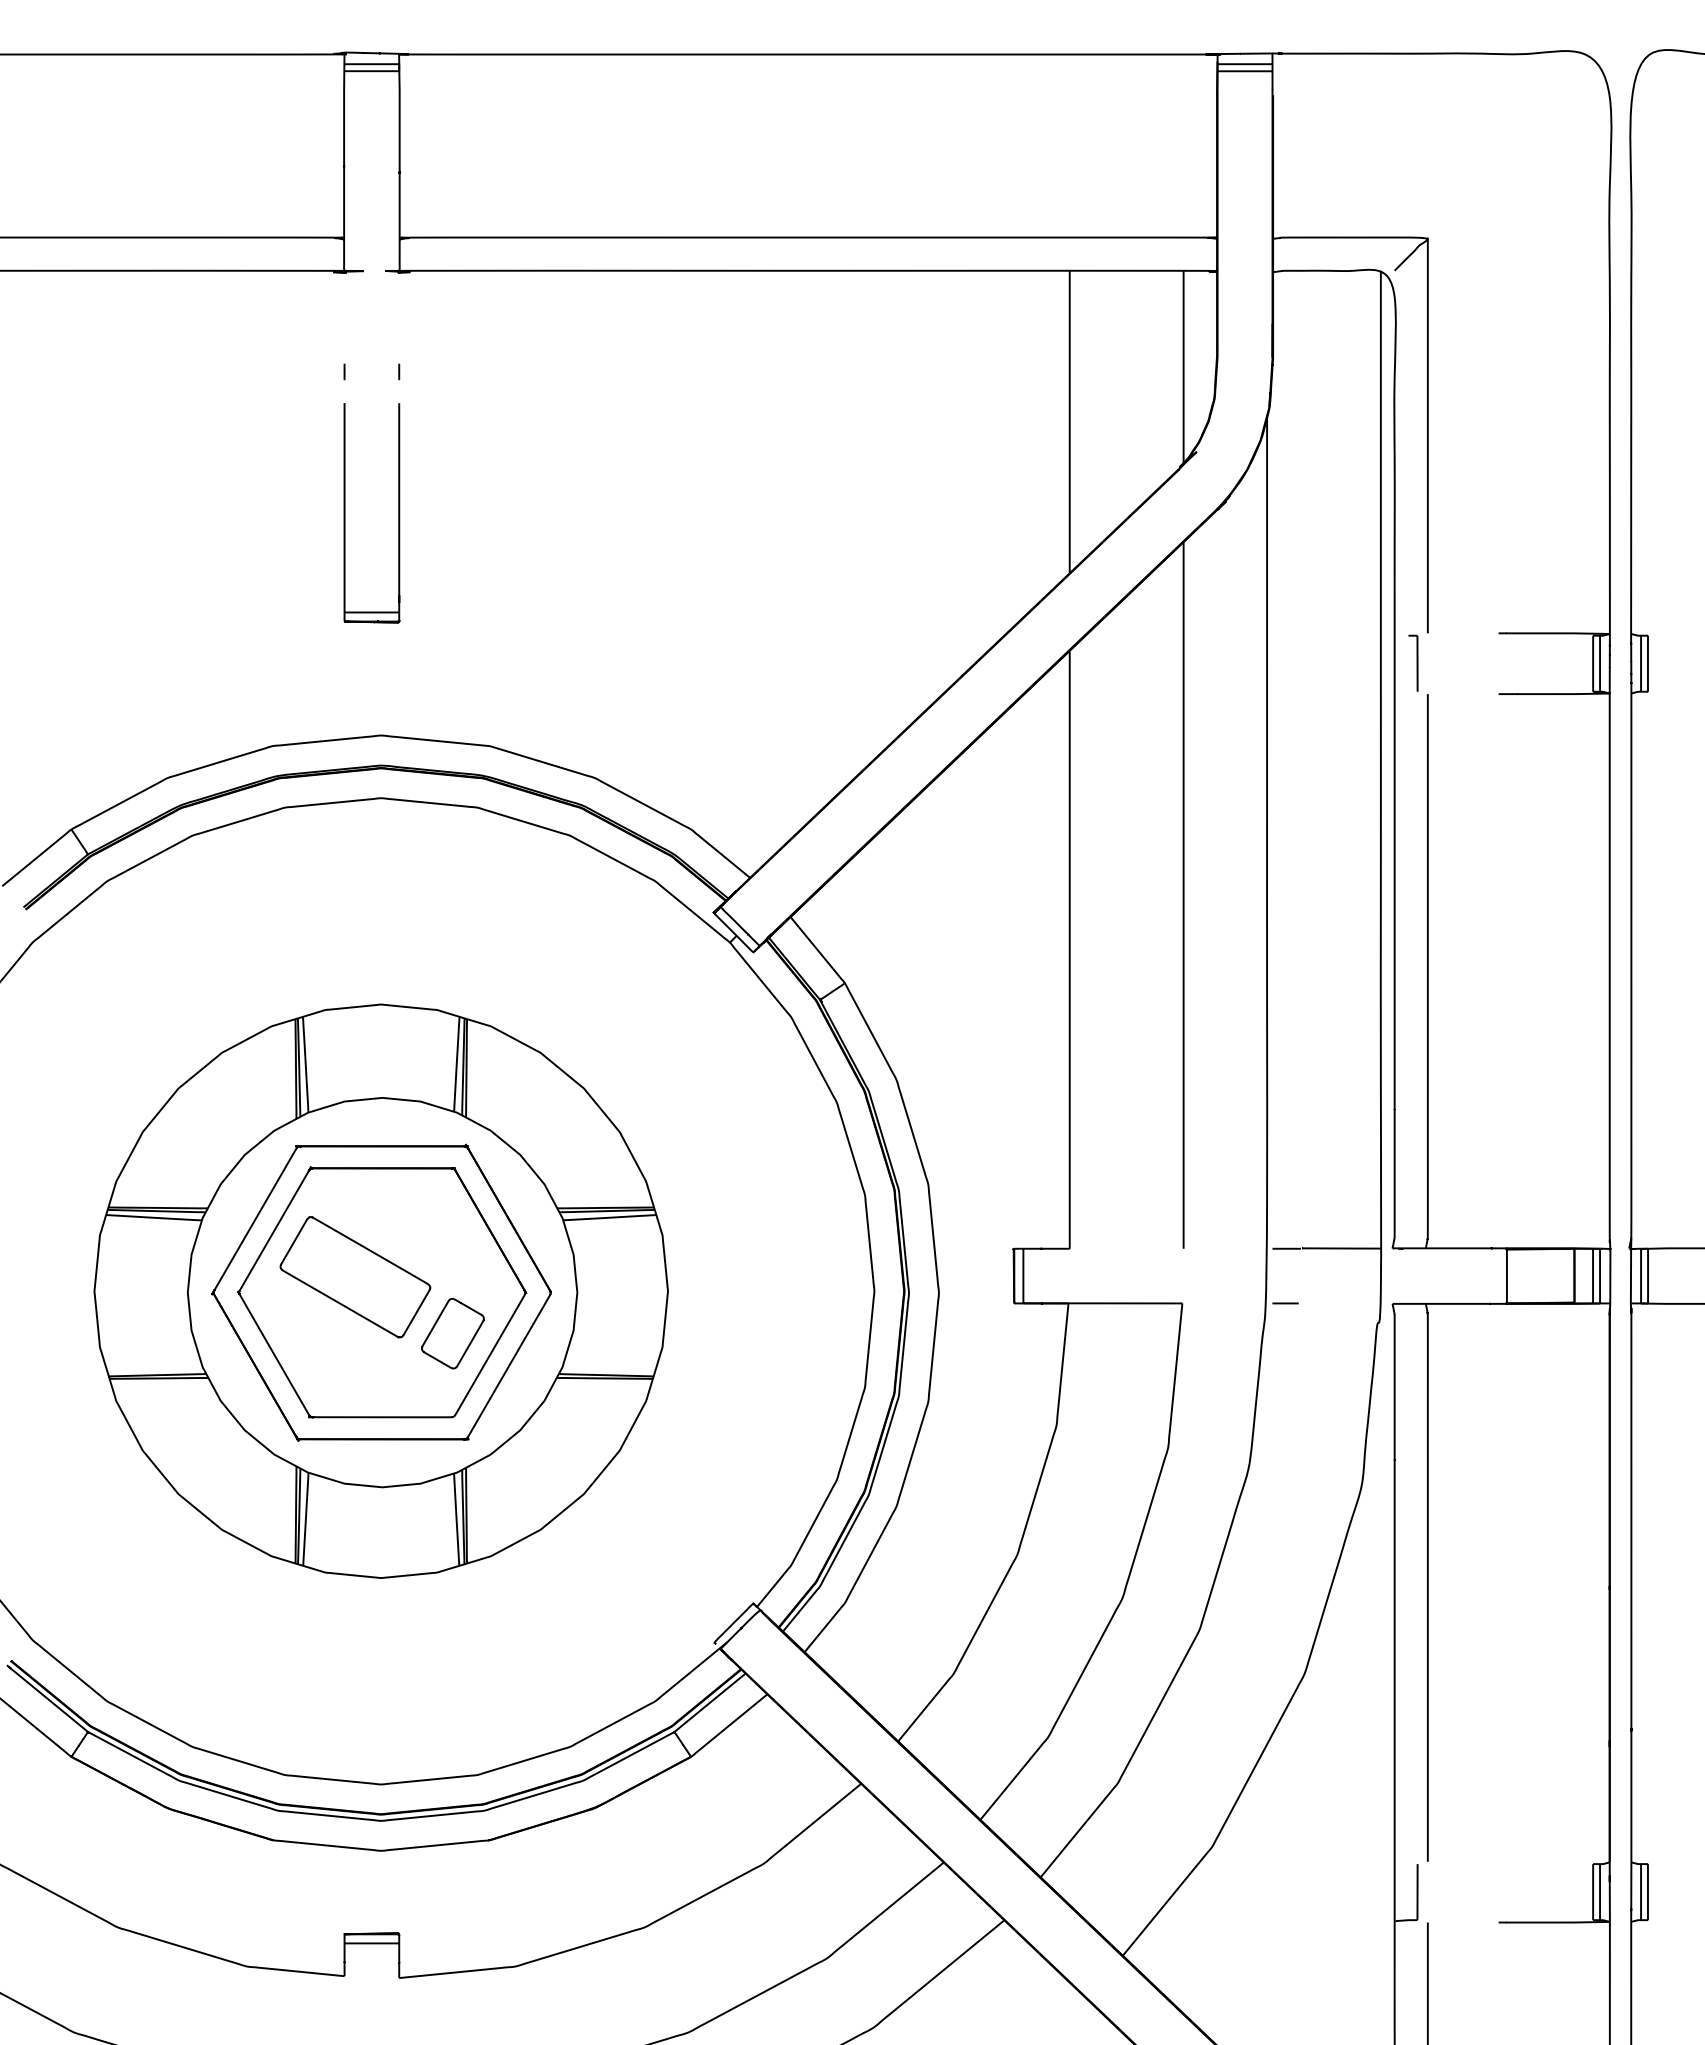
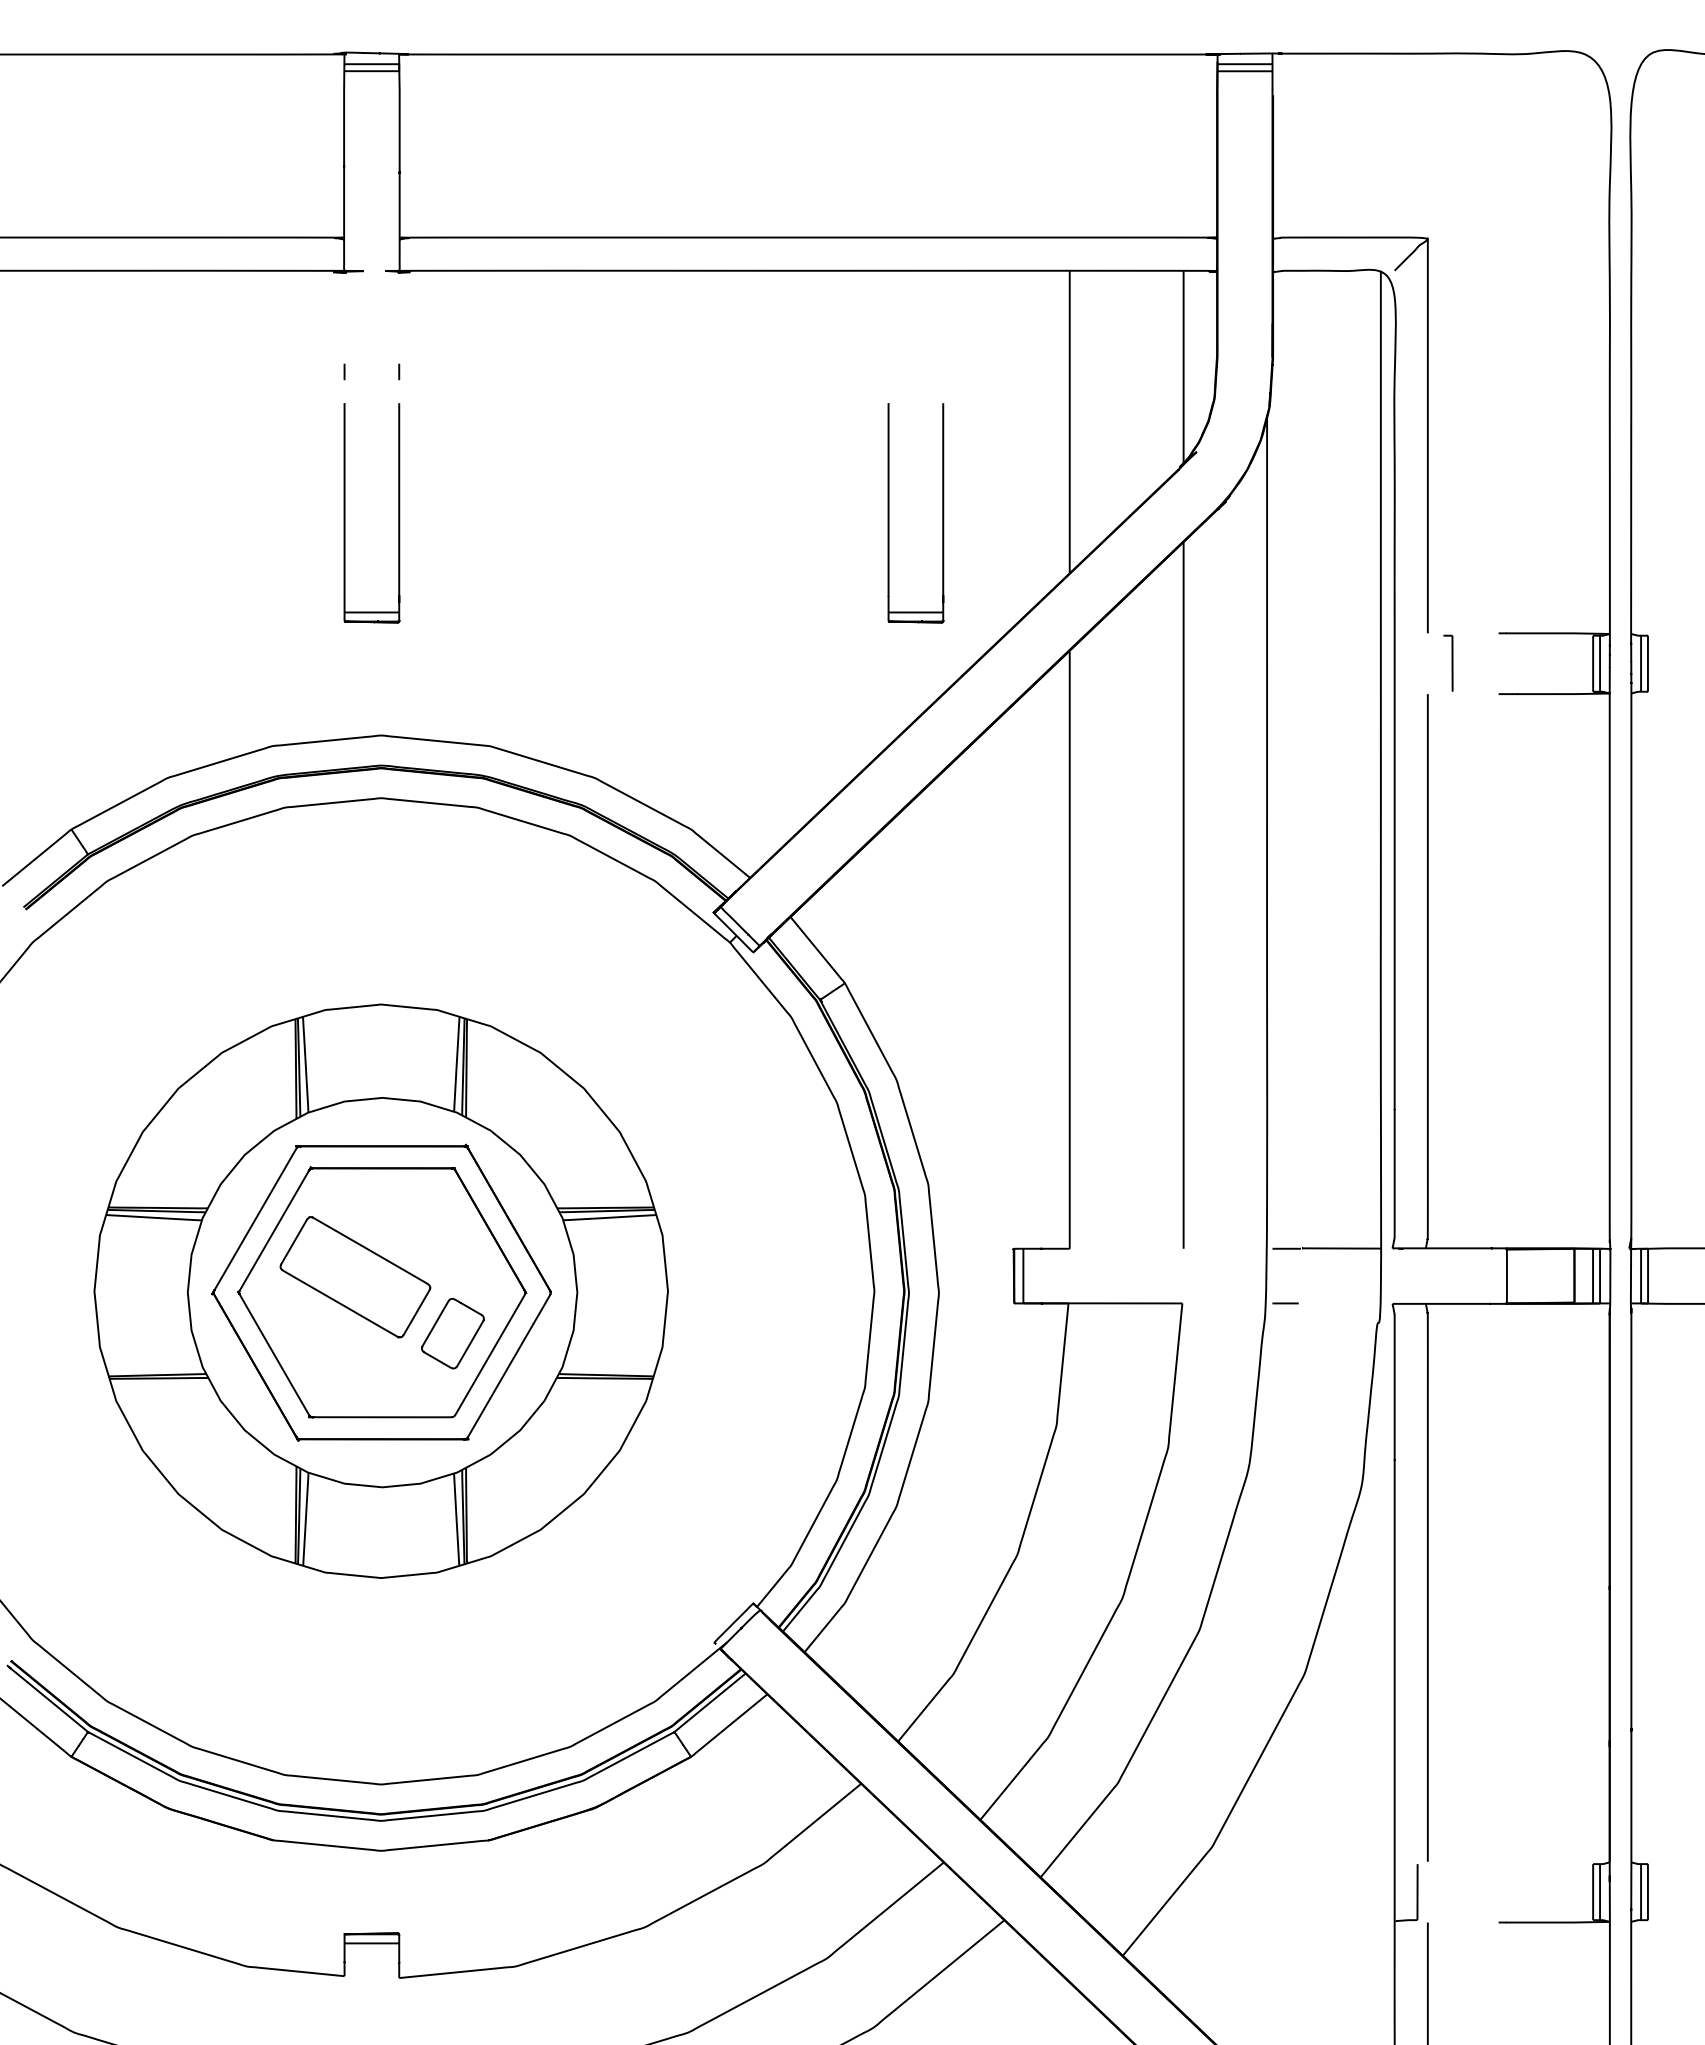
part: none -> present (889, 513)
part position: (1413, 662) -> (1448, 662) (1448, 662)
